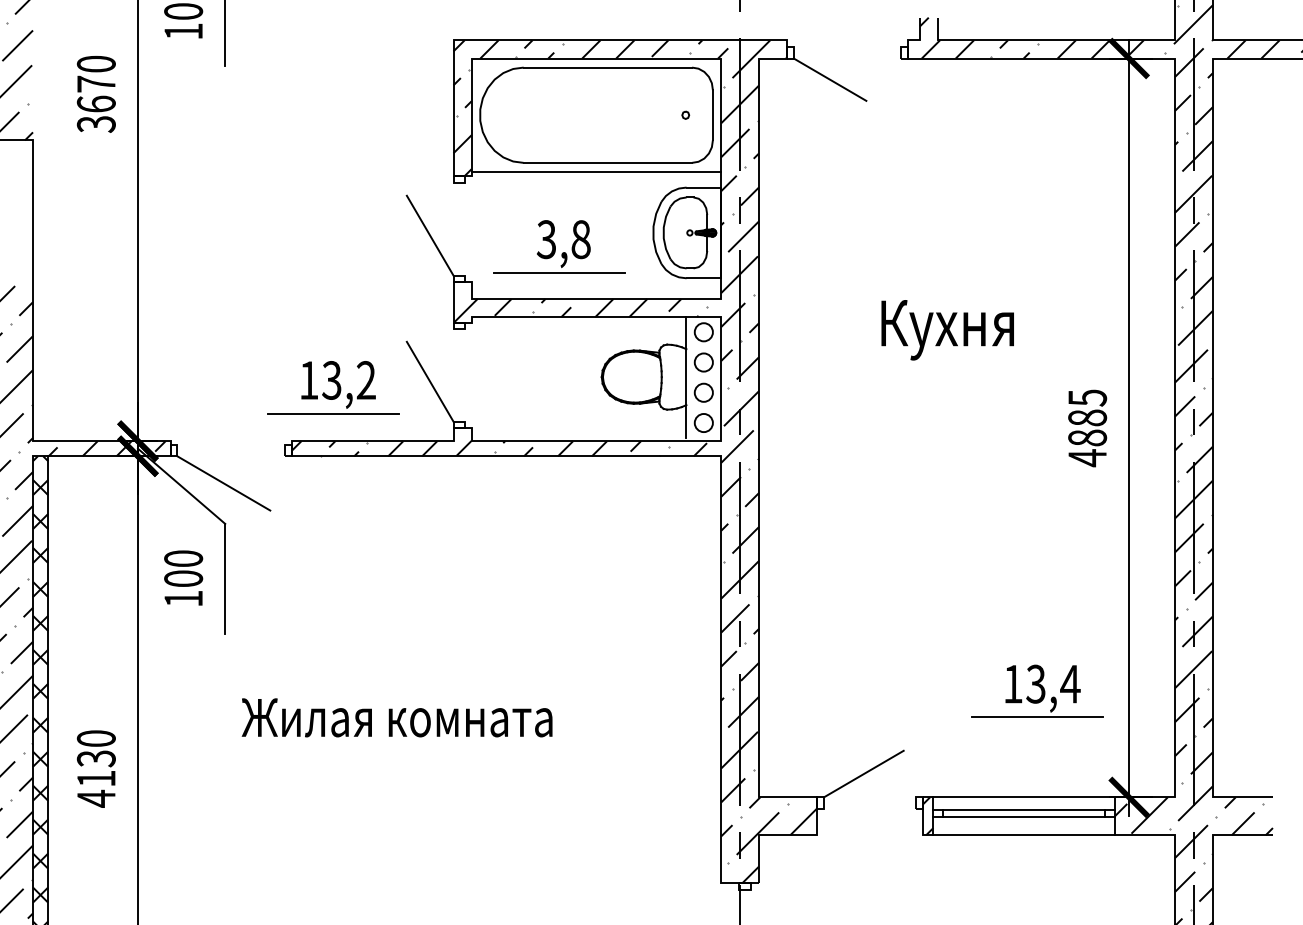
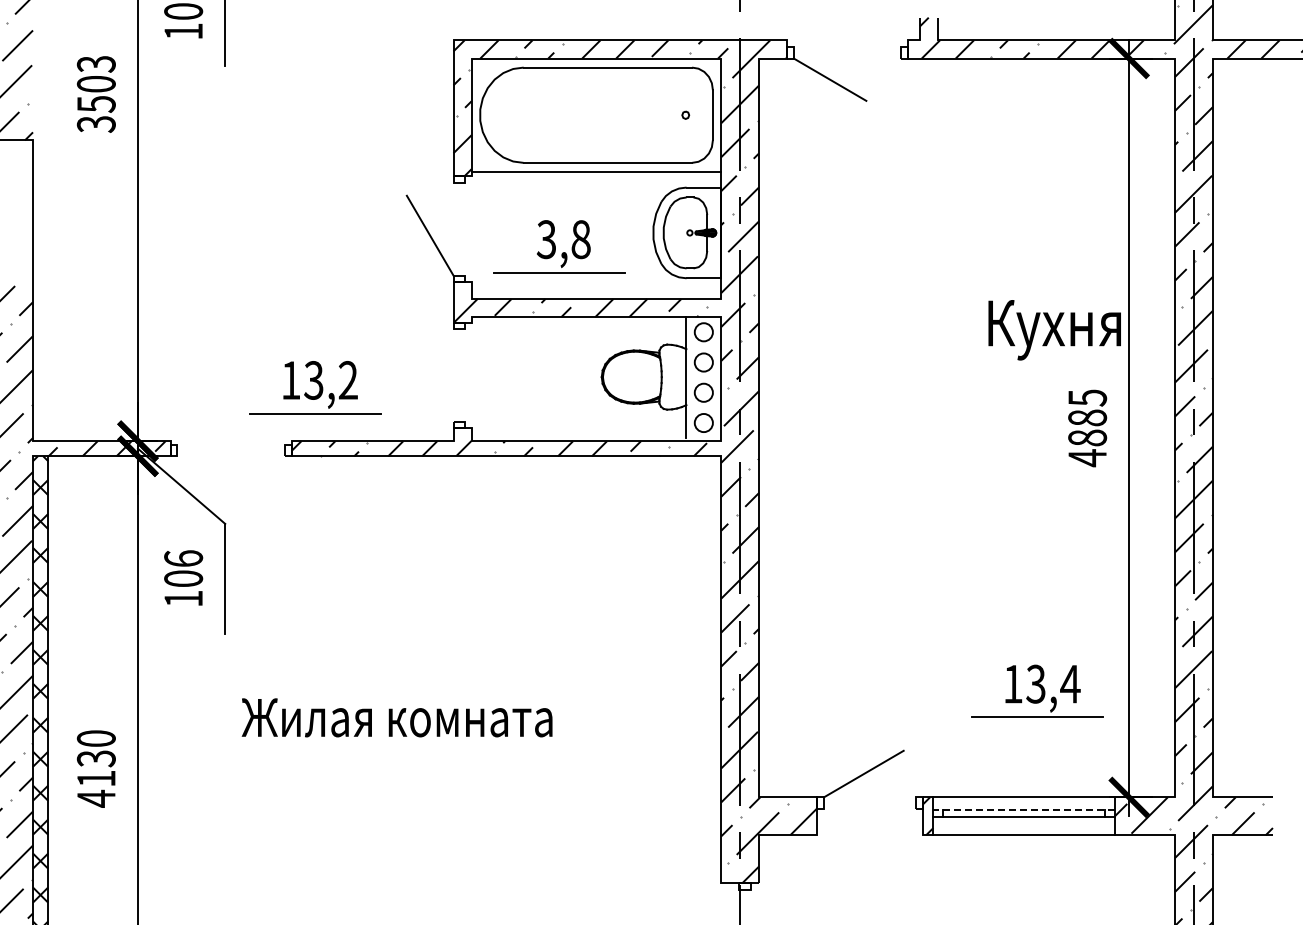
text: 3670 -> 3503 (95, 83)
text position: (947, 330) -> (1054, 330) (1054, 330)
line: present -> none (429, 381)
part position: (333, 387) -> (315, 387) (315, 387)
line: present -> none (223, 483)
text: 100 -> 106 (183, 558)
line: solid -> dashed (1024, 810)
